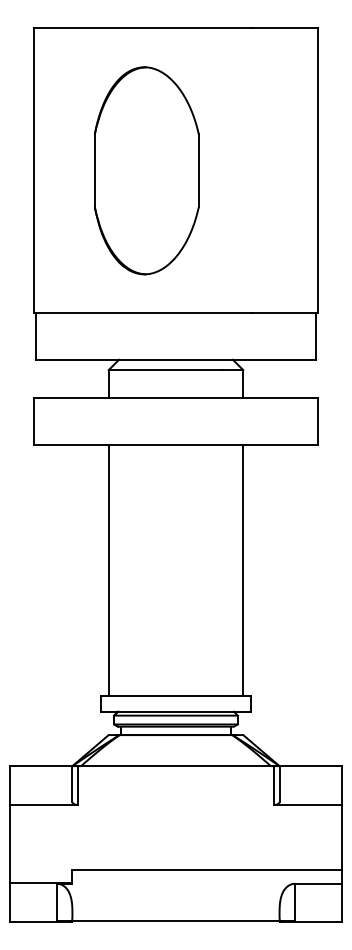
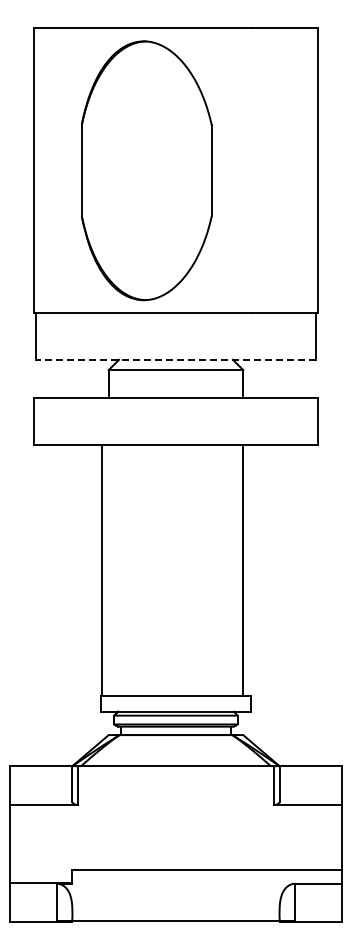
part size: 106x210 px -> 132x262 px (146, 170)
line: solid -> dashed (176, 359)
line position: (108, 570) -> (101, 570) (101, 570)
